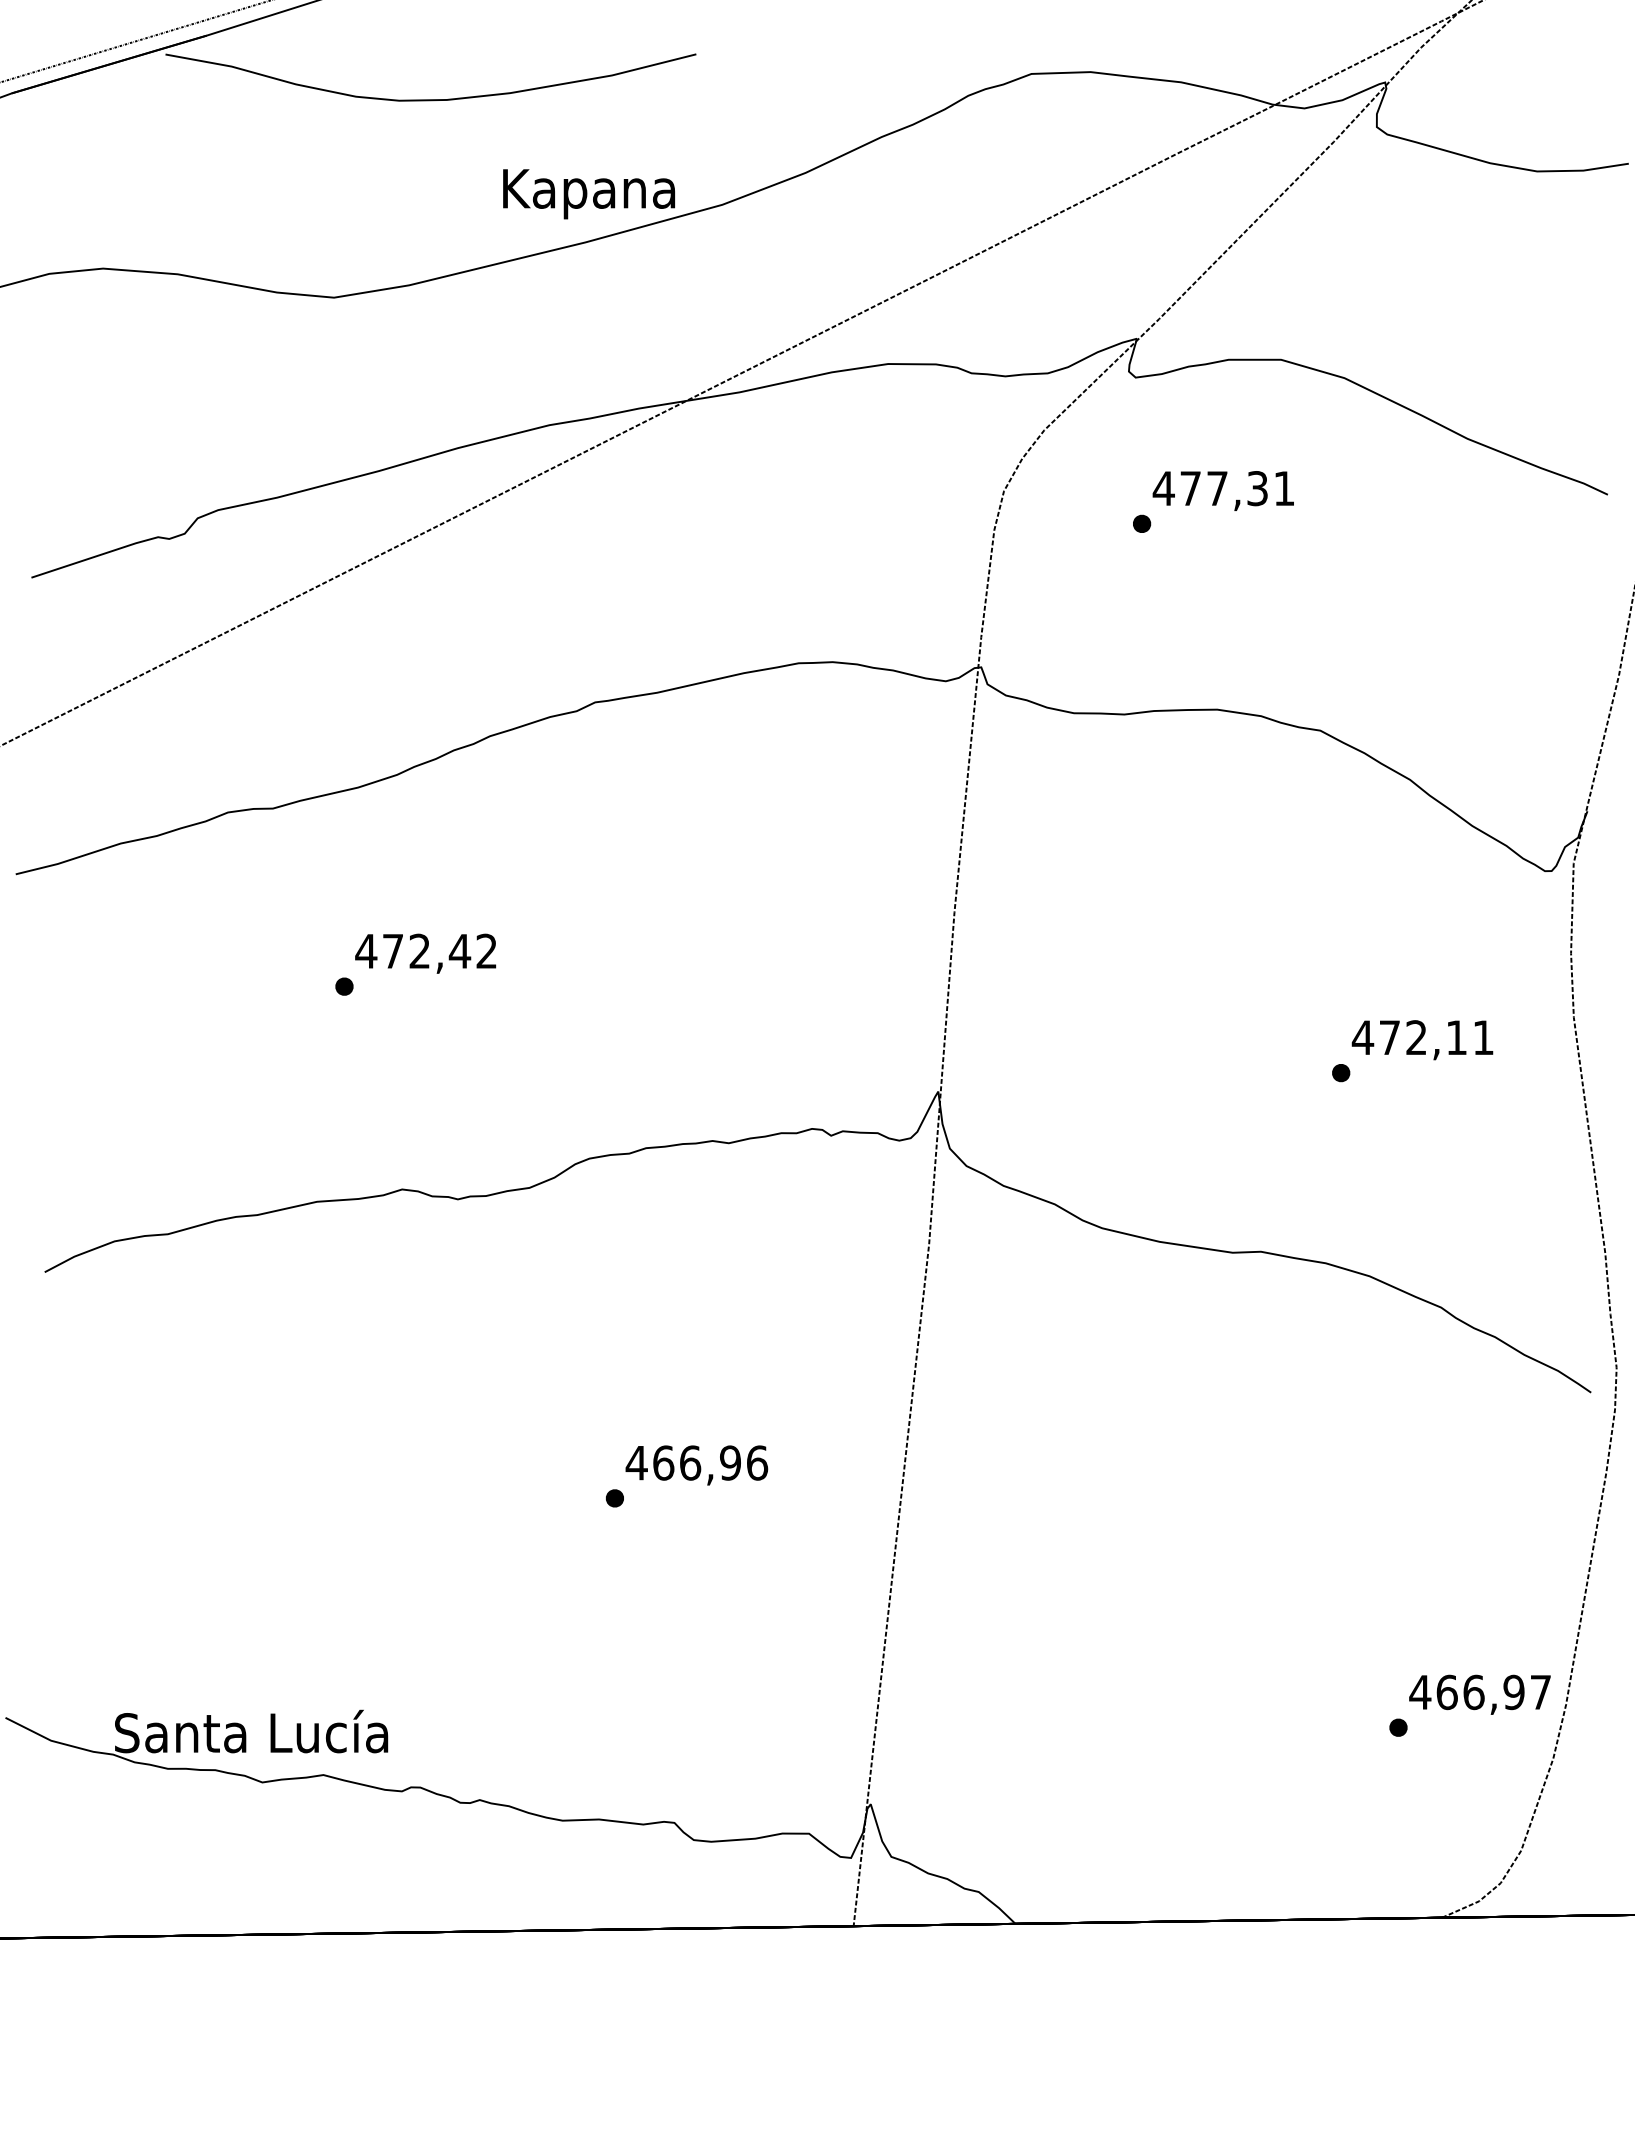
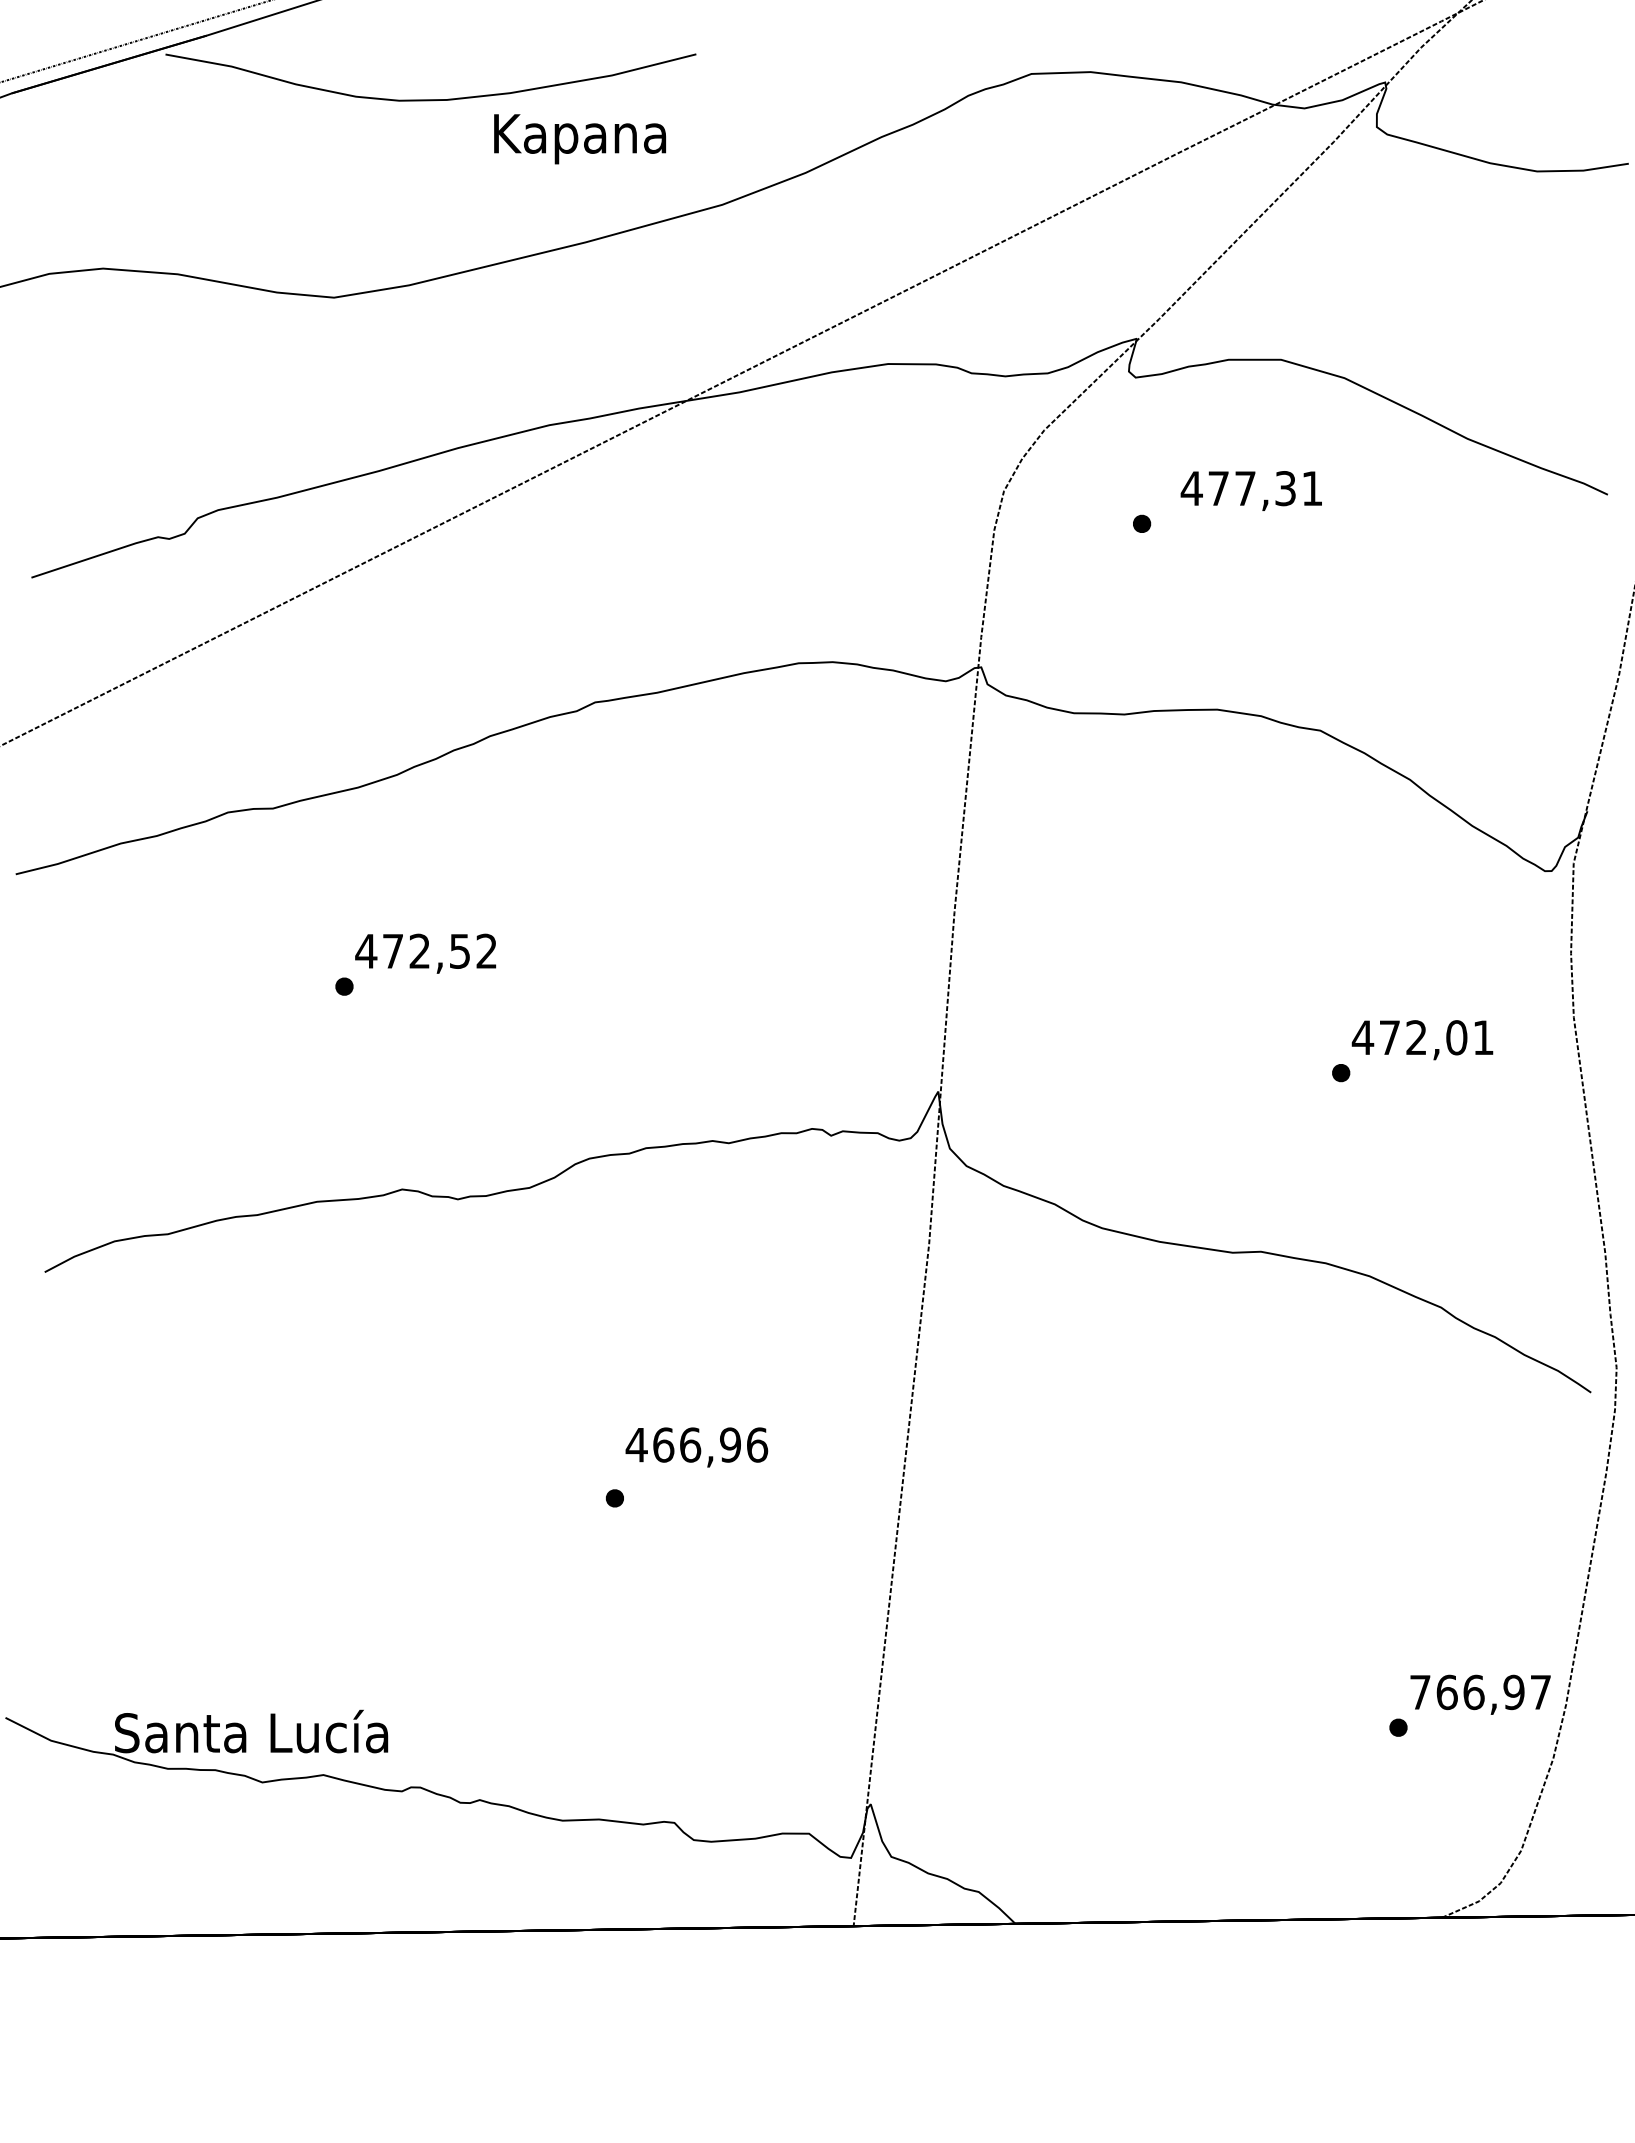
text position: (588, 194) -> (579, 139) (579, 139)
text position: (1222, 490) -> (1250, 490) (1250, 490)
text: 472,42 -> 472,52 (459, 951)
text: 472,11 -> 472,01 (1456, 1037)
text position: (696, 1465) -> (696, 1447) (696, 1447)
text: 466,97 -> 766,97 (1420, 1692)
